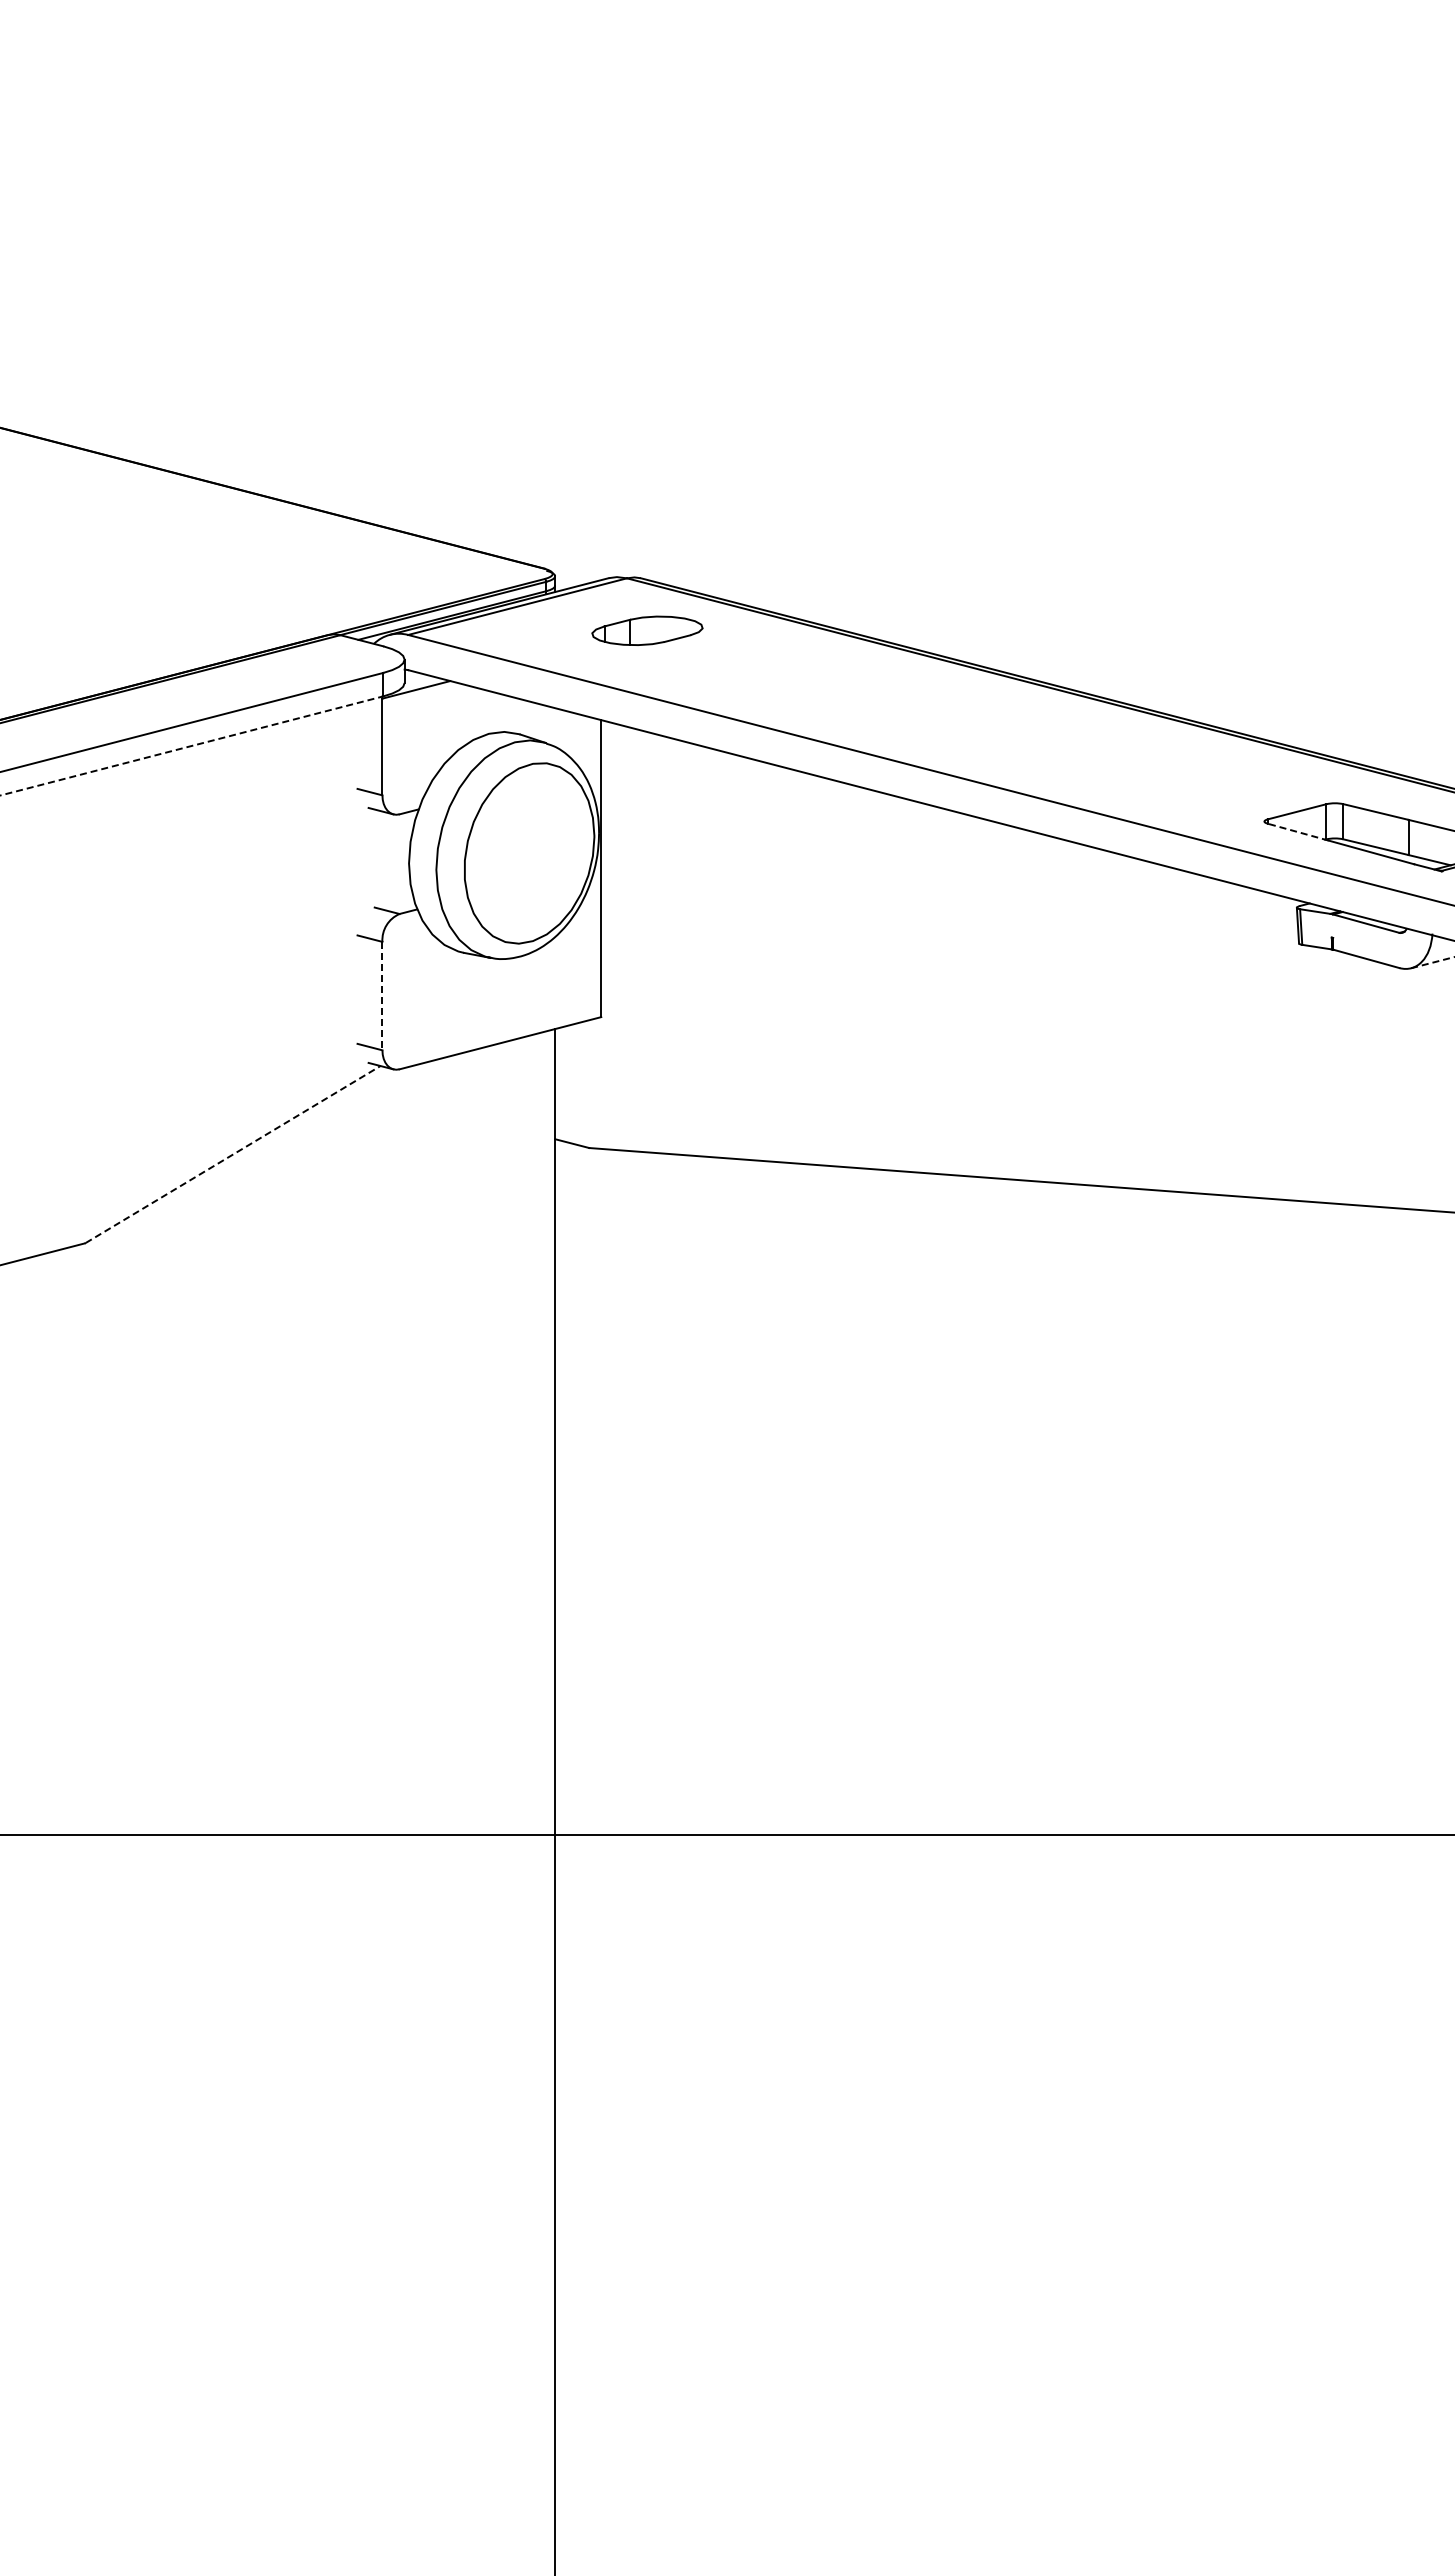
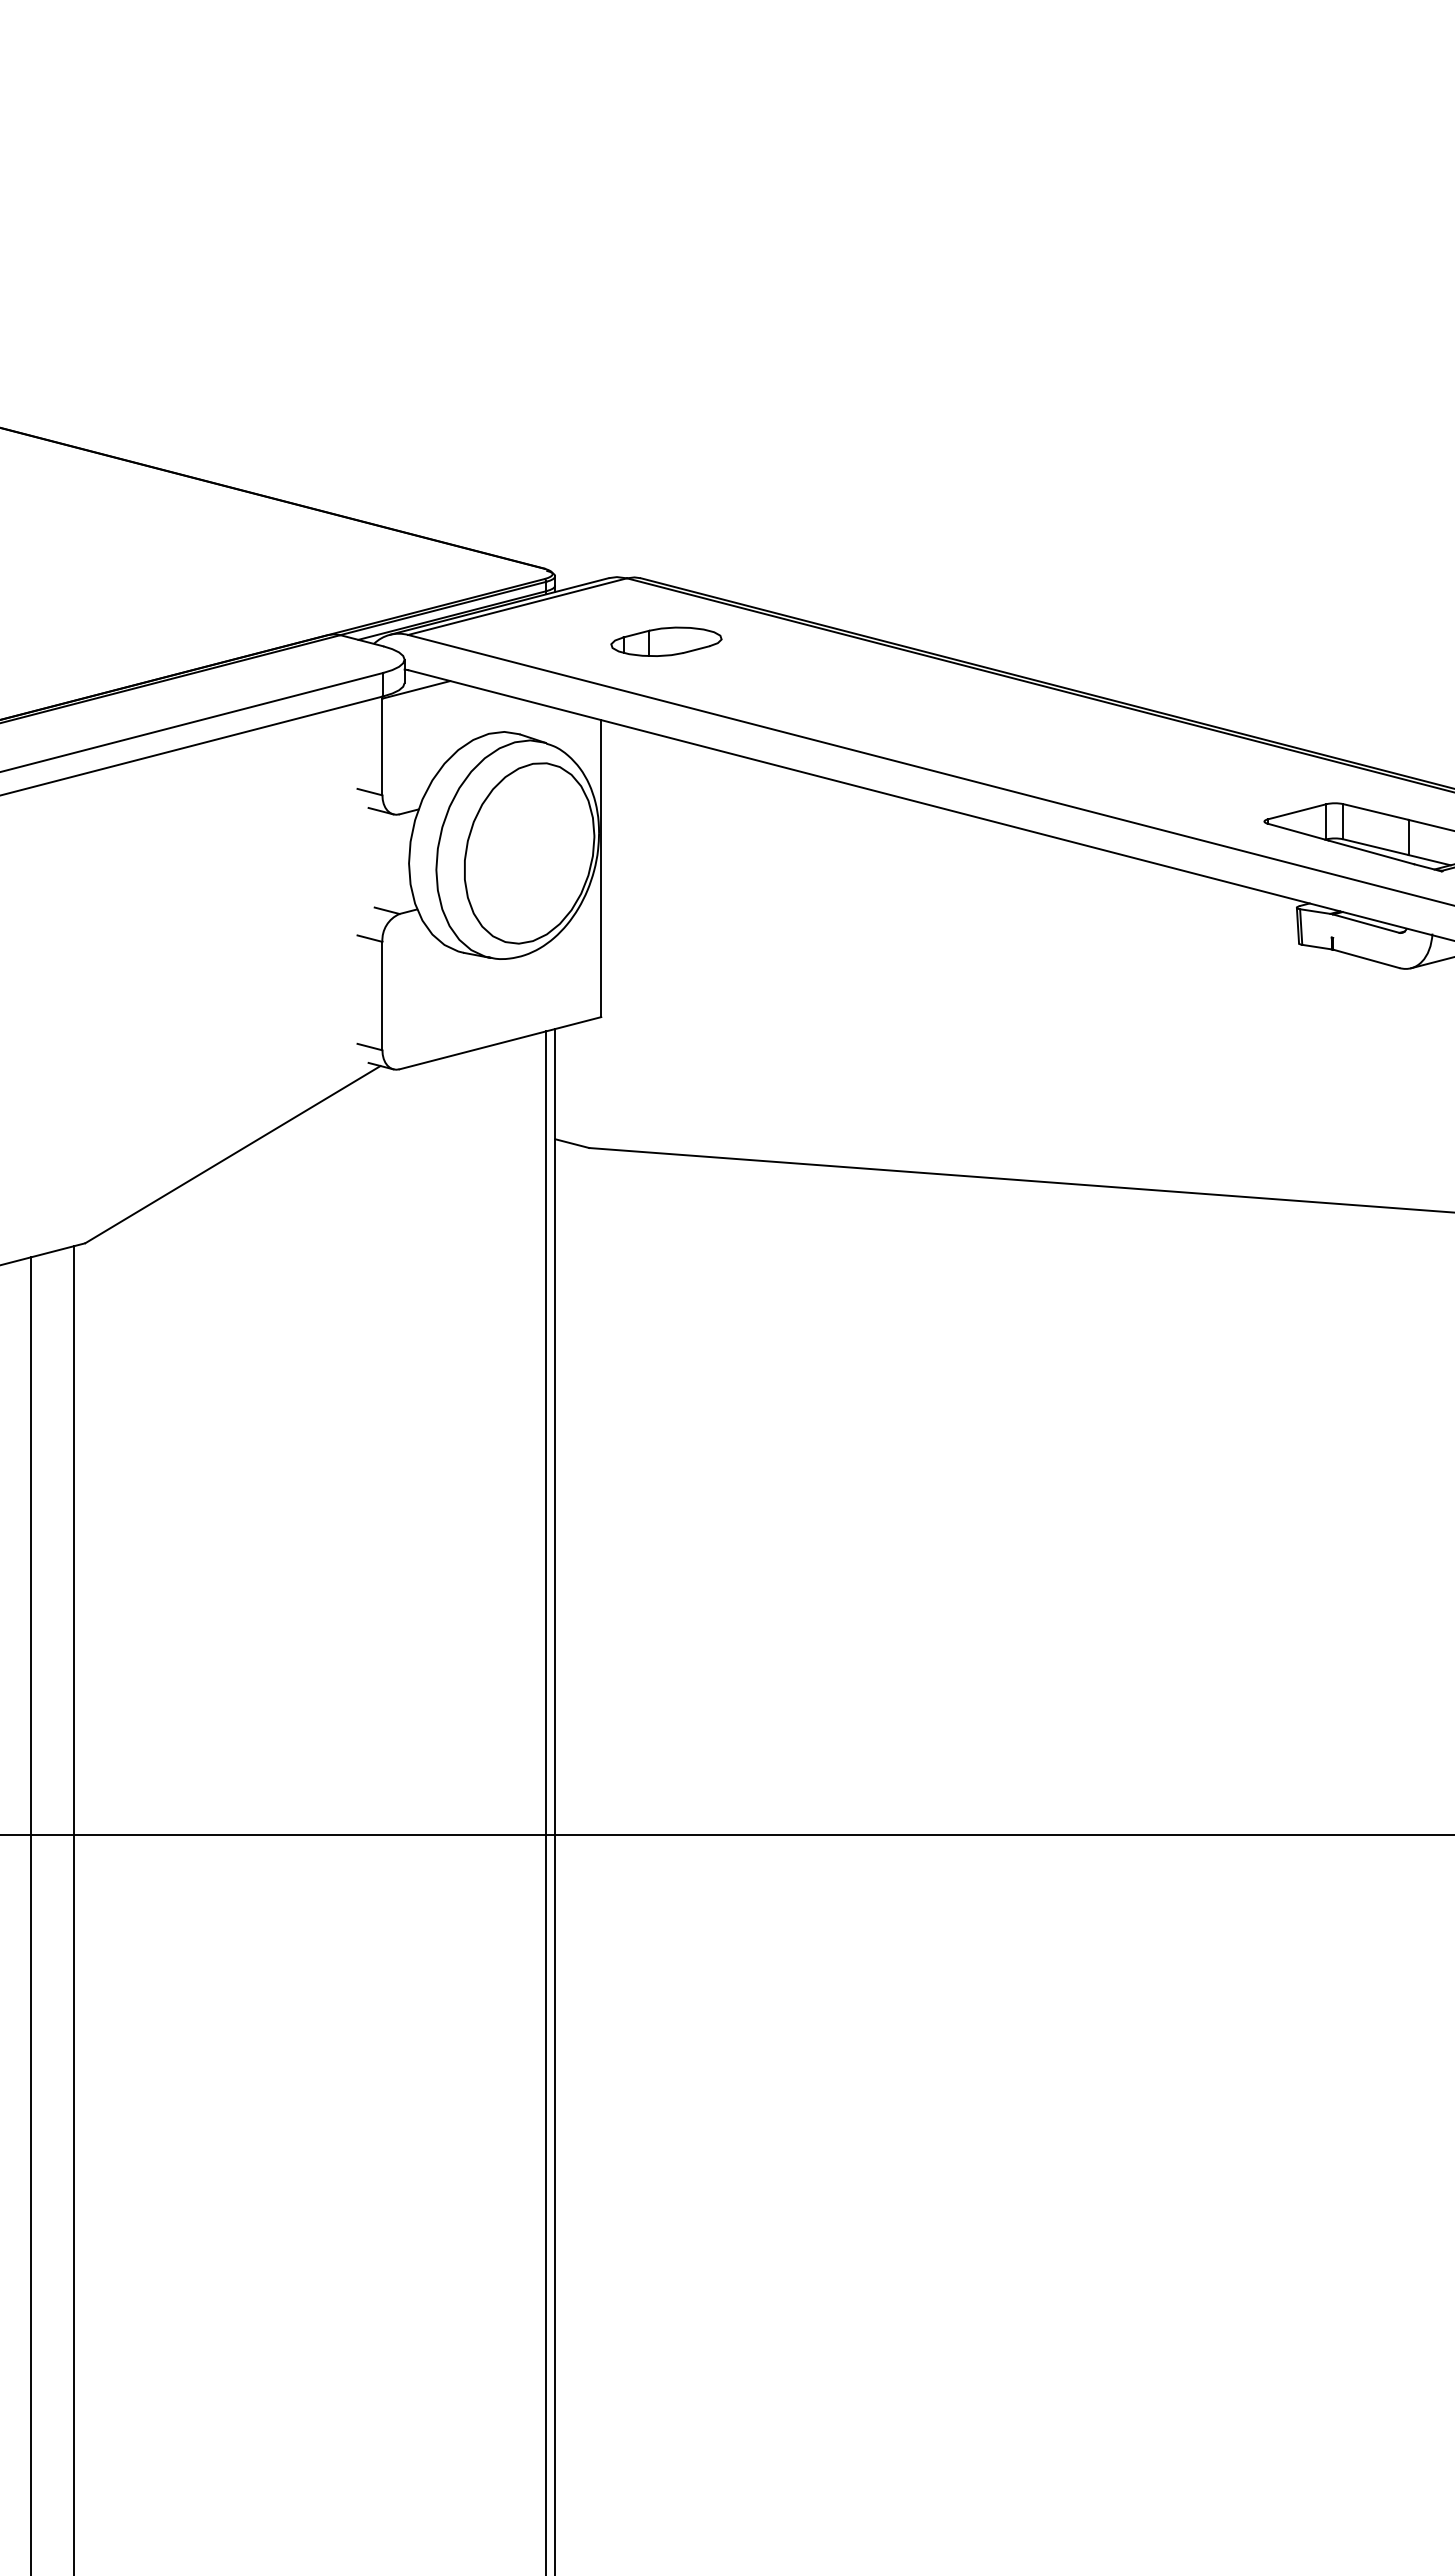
part position: (647, 630) -> (666, 641) (666, 641)
line: dashed -> solid (192, 745)
line: dashed -> solid (1298, 832)
line: dashed -> solid (1433, 962)
line: dashed -> solid (382, 996)
line: dashed -> solid (233, 1154)
line: none -> present (546, 1801)
line: none -> present (74, 1909)
line: none -> present (31, 1914)
